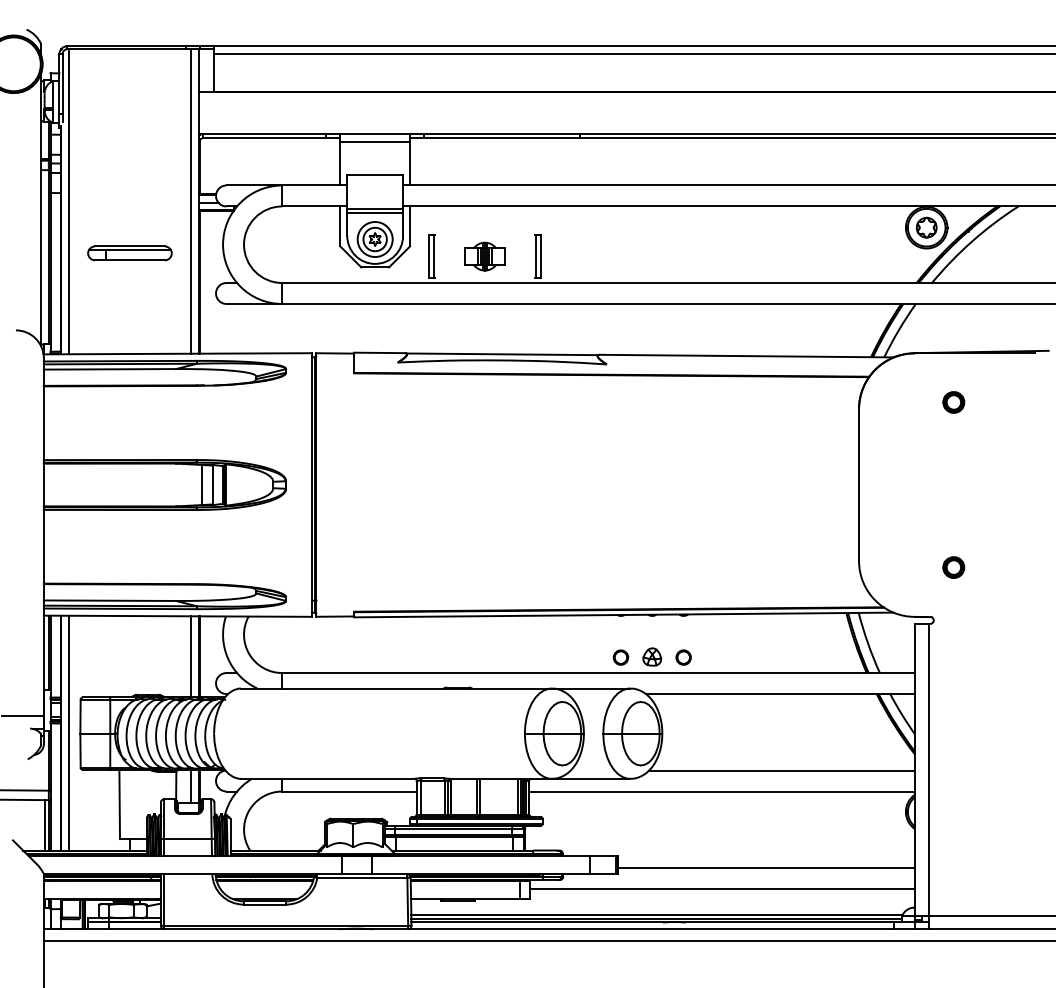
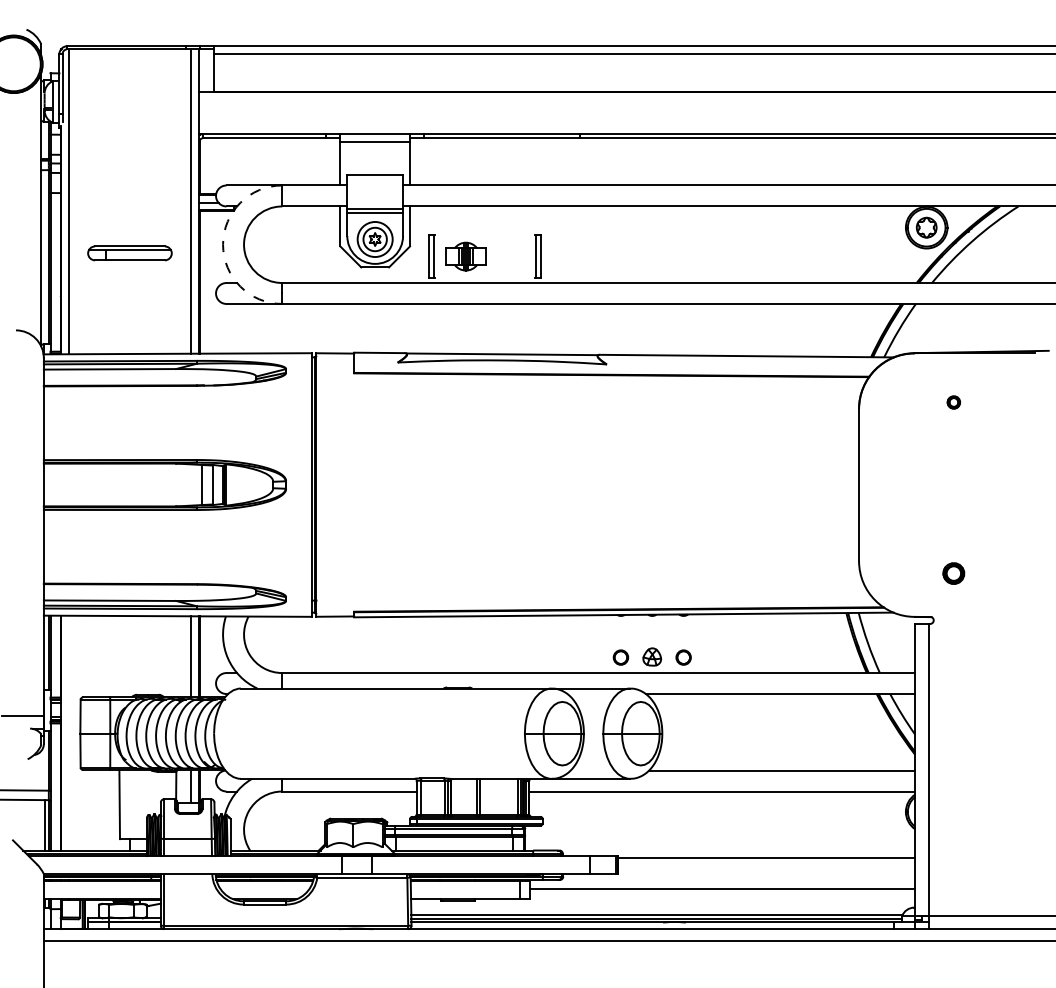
arc: solid -> dashed (223, 244)
part position: (484, 256) -> (465, 256) (465, 256)
part size: 24x23 px -> 15x15 px (953, 402)
part position: (953, 567) -> (953, 573) (953, 573)
line: present -> none (68, 732)
line position: (766, 868) -> (766, 858) (766, 858)
